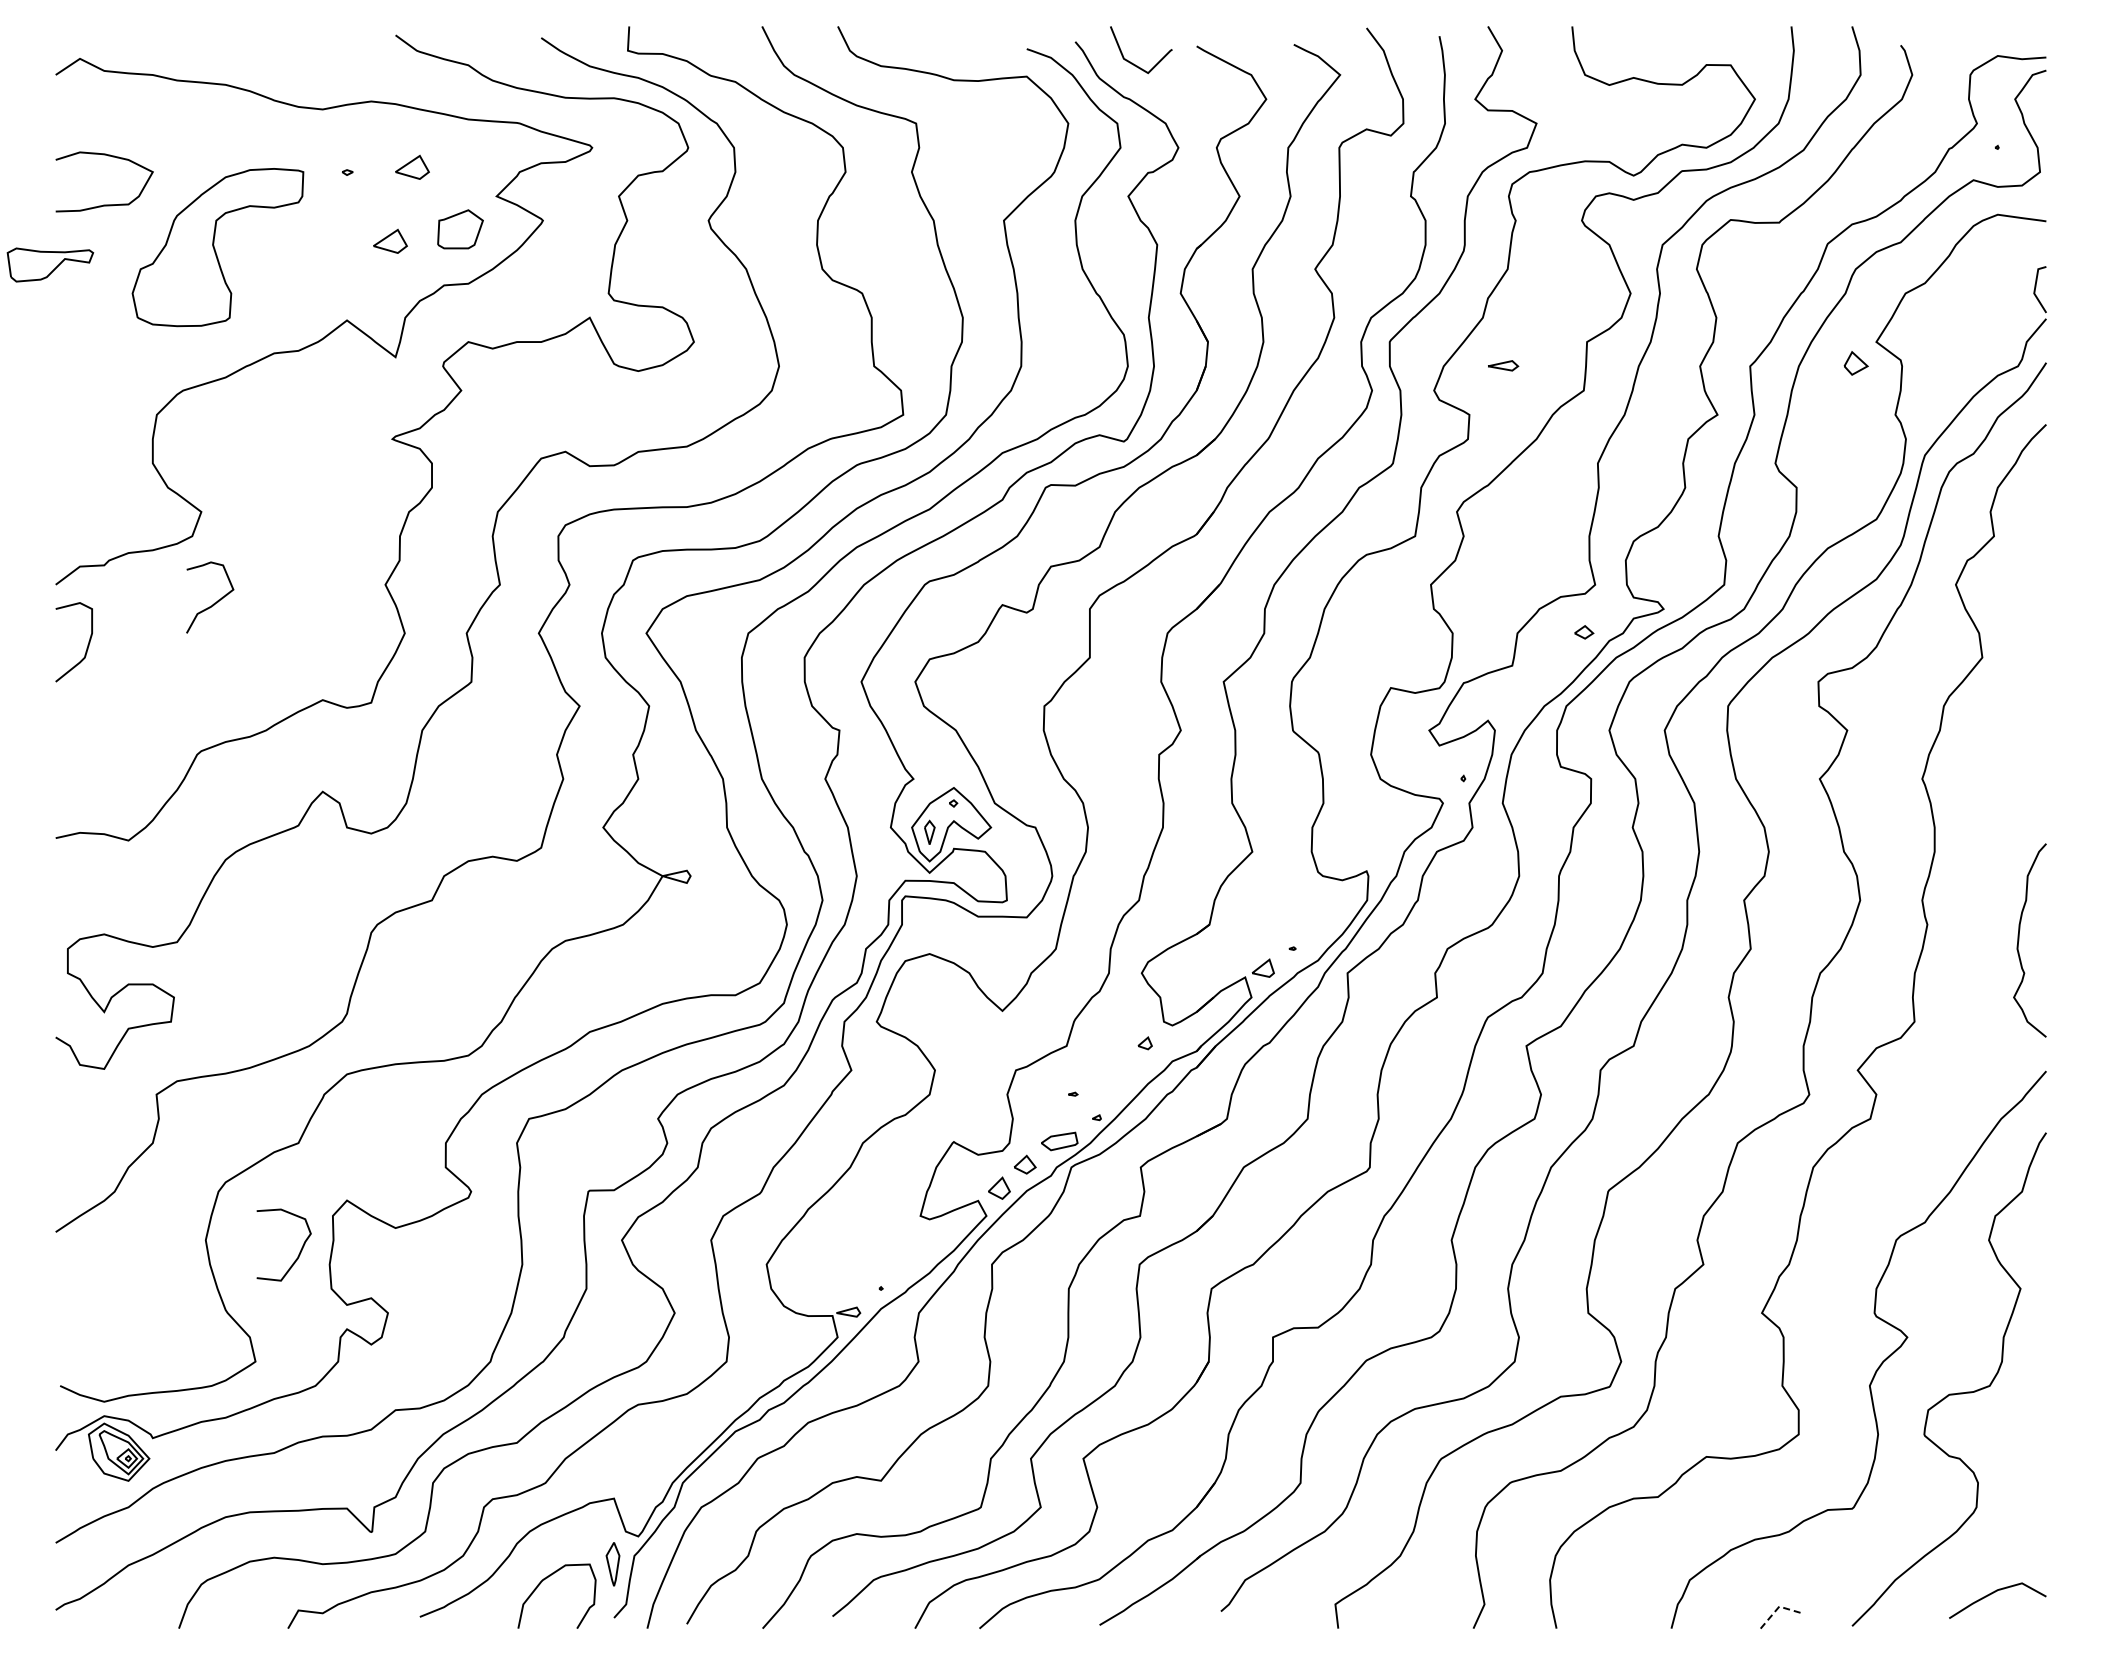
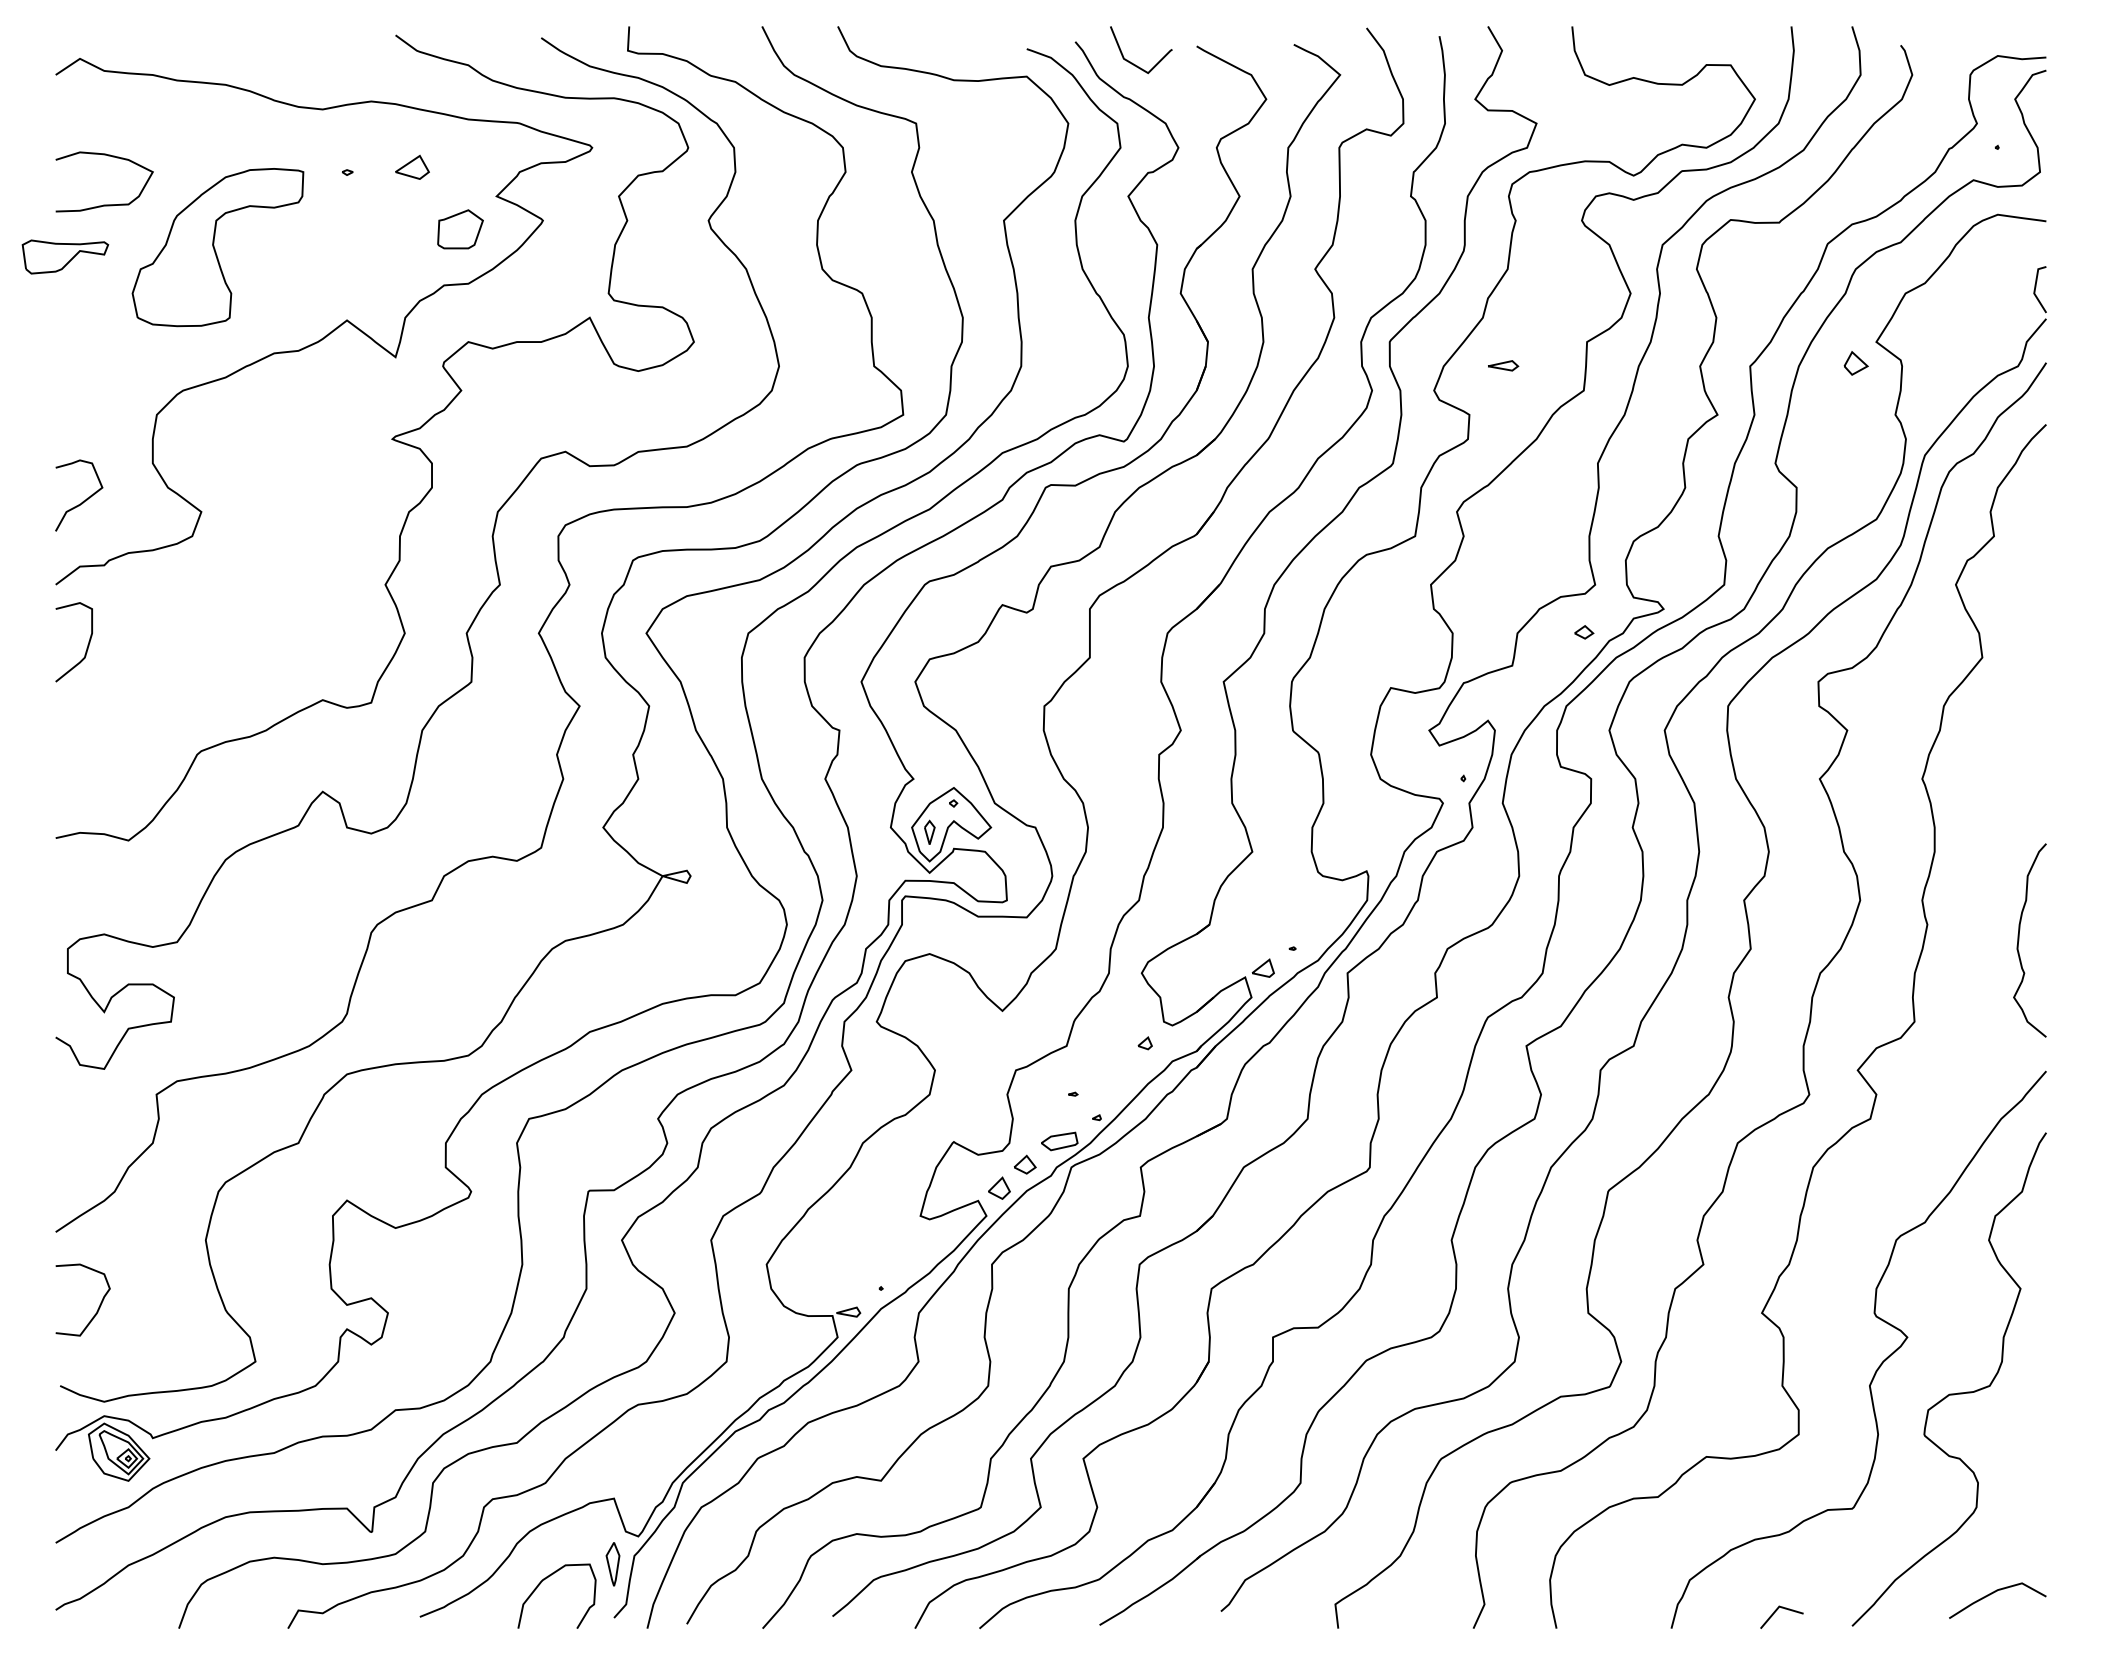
part: present -> none (390, 240)
part position: (50, 264) -> (65, 256) (65, 256)
curve position: (214, 602) -> (83, 500) (83, 500)
curve position: (300, 1249) -> (99, 1304) (99, 1304)
line: dashed -> solid (1778, 1607)
